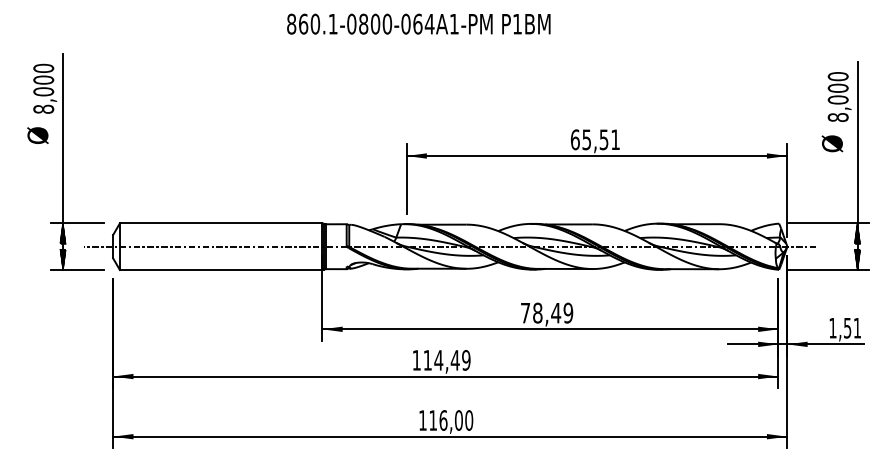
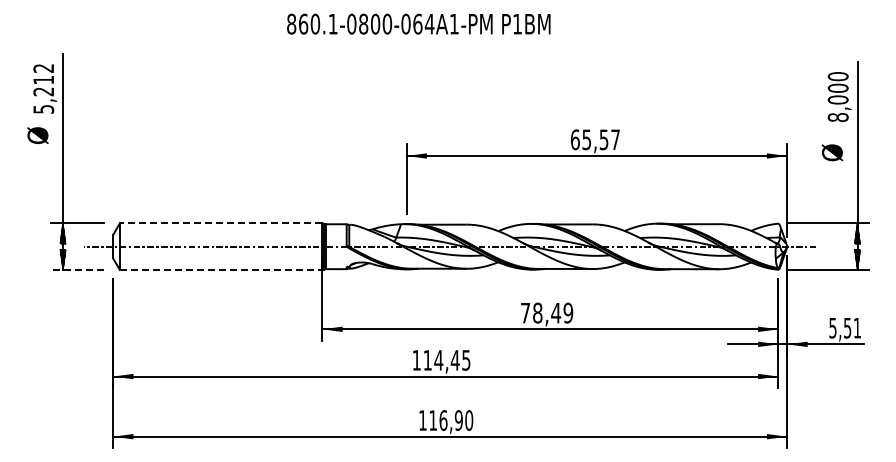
text: 8,000 -> 5,212 (43, 88)
text: 65,51 -> 65,57 (615, 139)
text position: (832, 143) -> (832, 152) (832, 152)
line: solid -> dashed (220, 223)
line: solid -> dashed (77, 269)
line: solid -> dashed (221, 269)
text: 1,51 -> 5,51 (832, 328)
text: 114,49 -> 114,45 (466, 360)
text: 116,00 -> 116,90 (458, 420)
